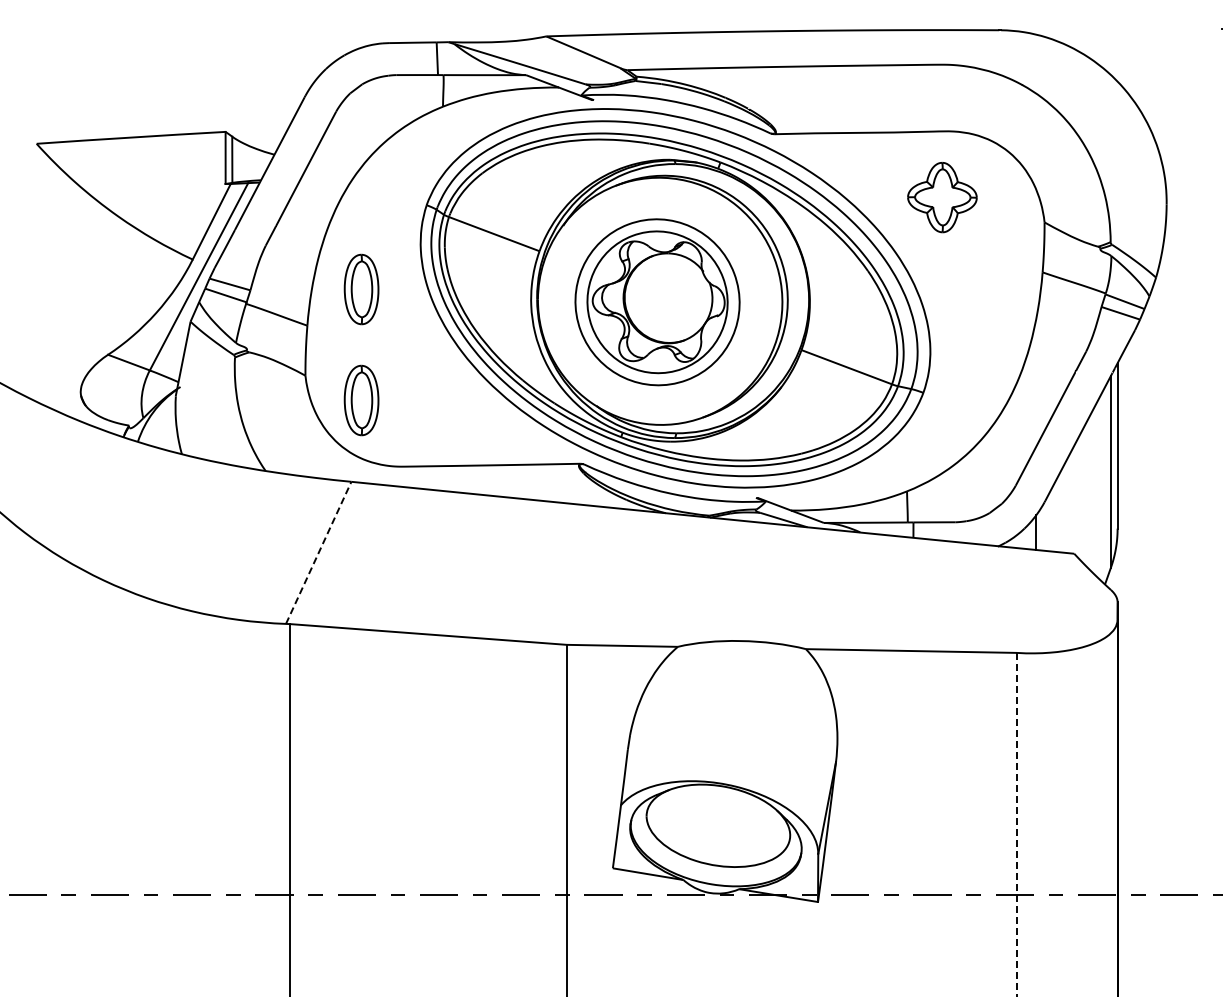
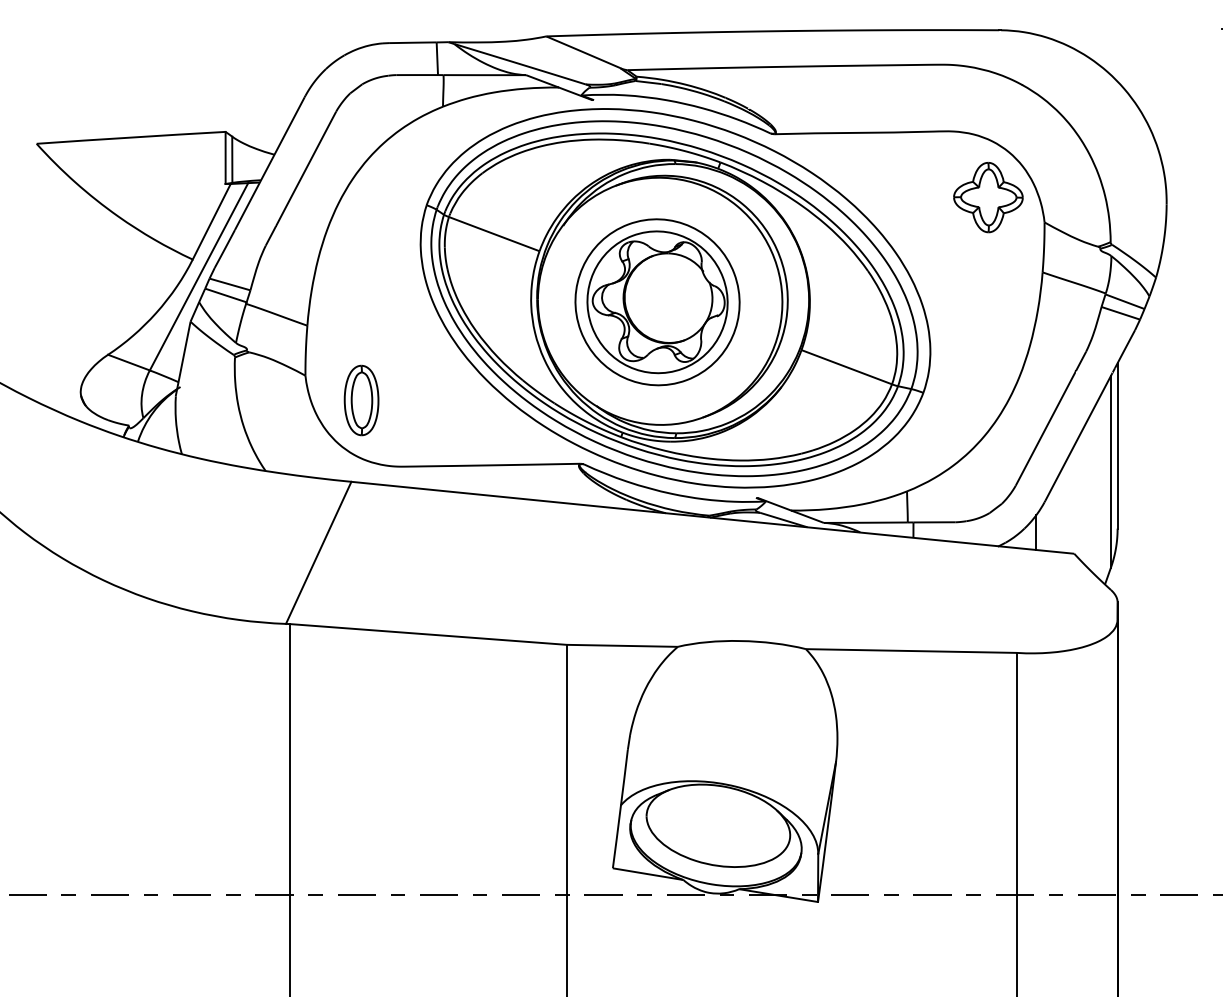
part position: (942, 197) -> (988, 197) (988, 197)
part: present -> none (361, 289)
line: dashed -> solid (318, 552)
line: dashed -> solid (1017, 824)
